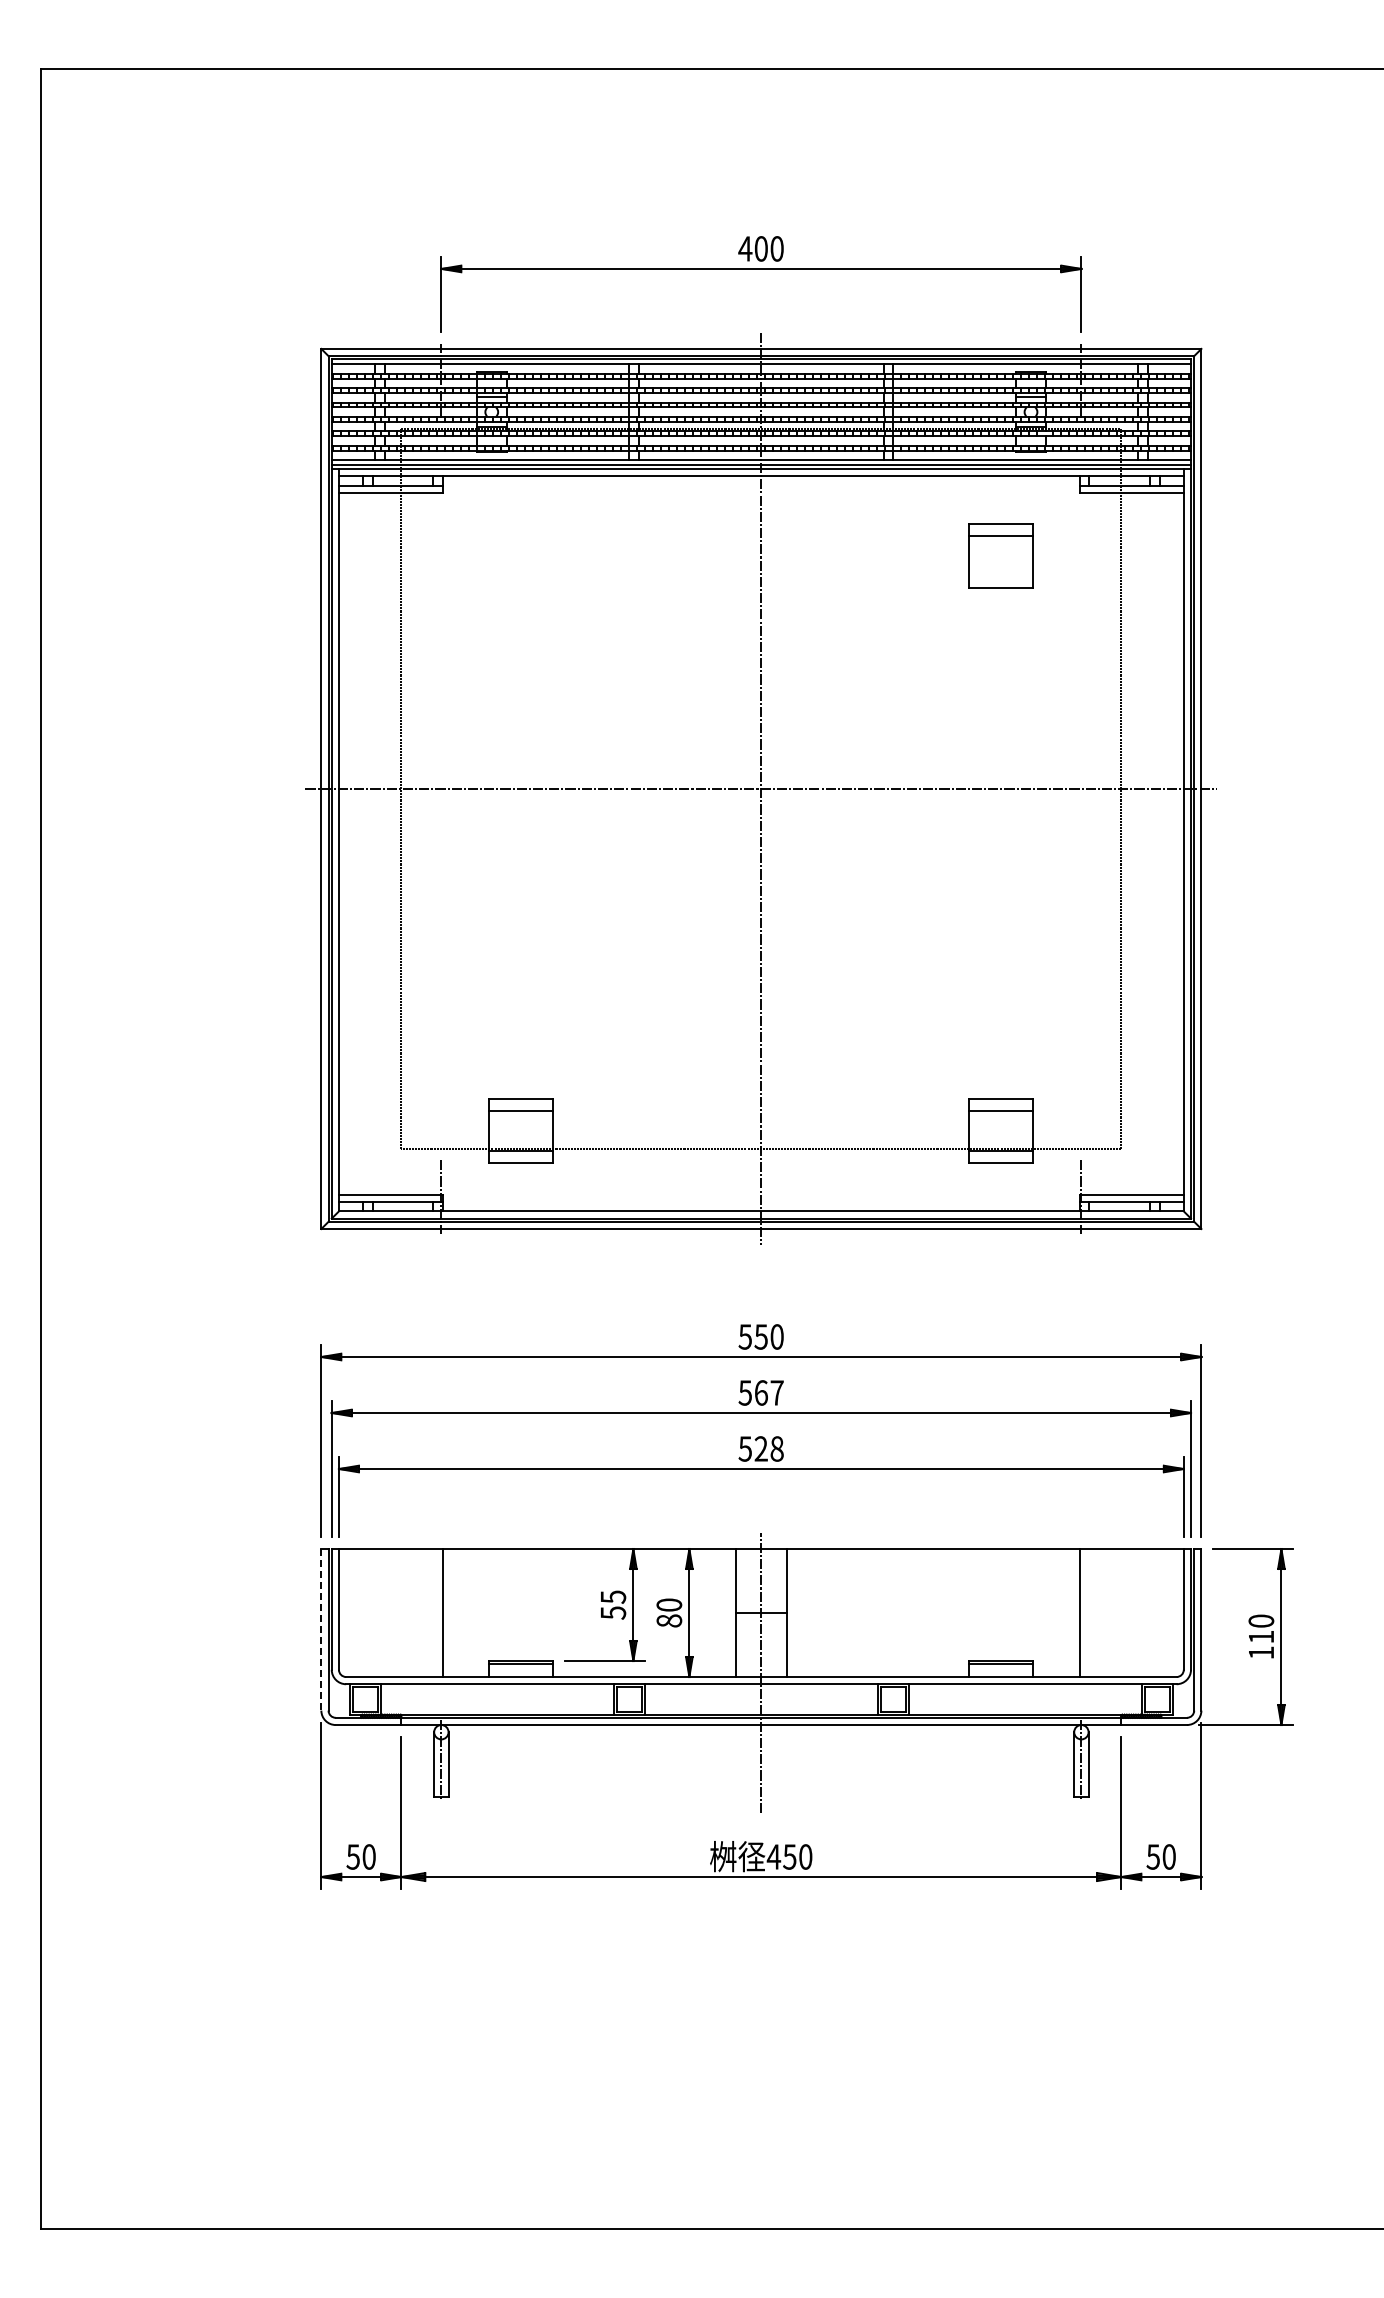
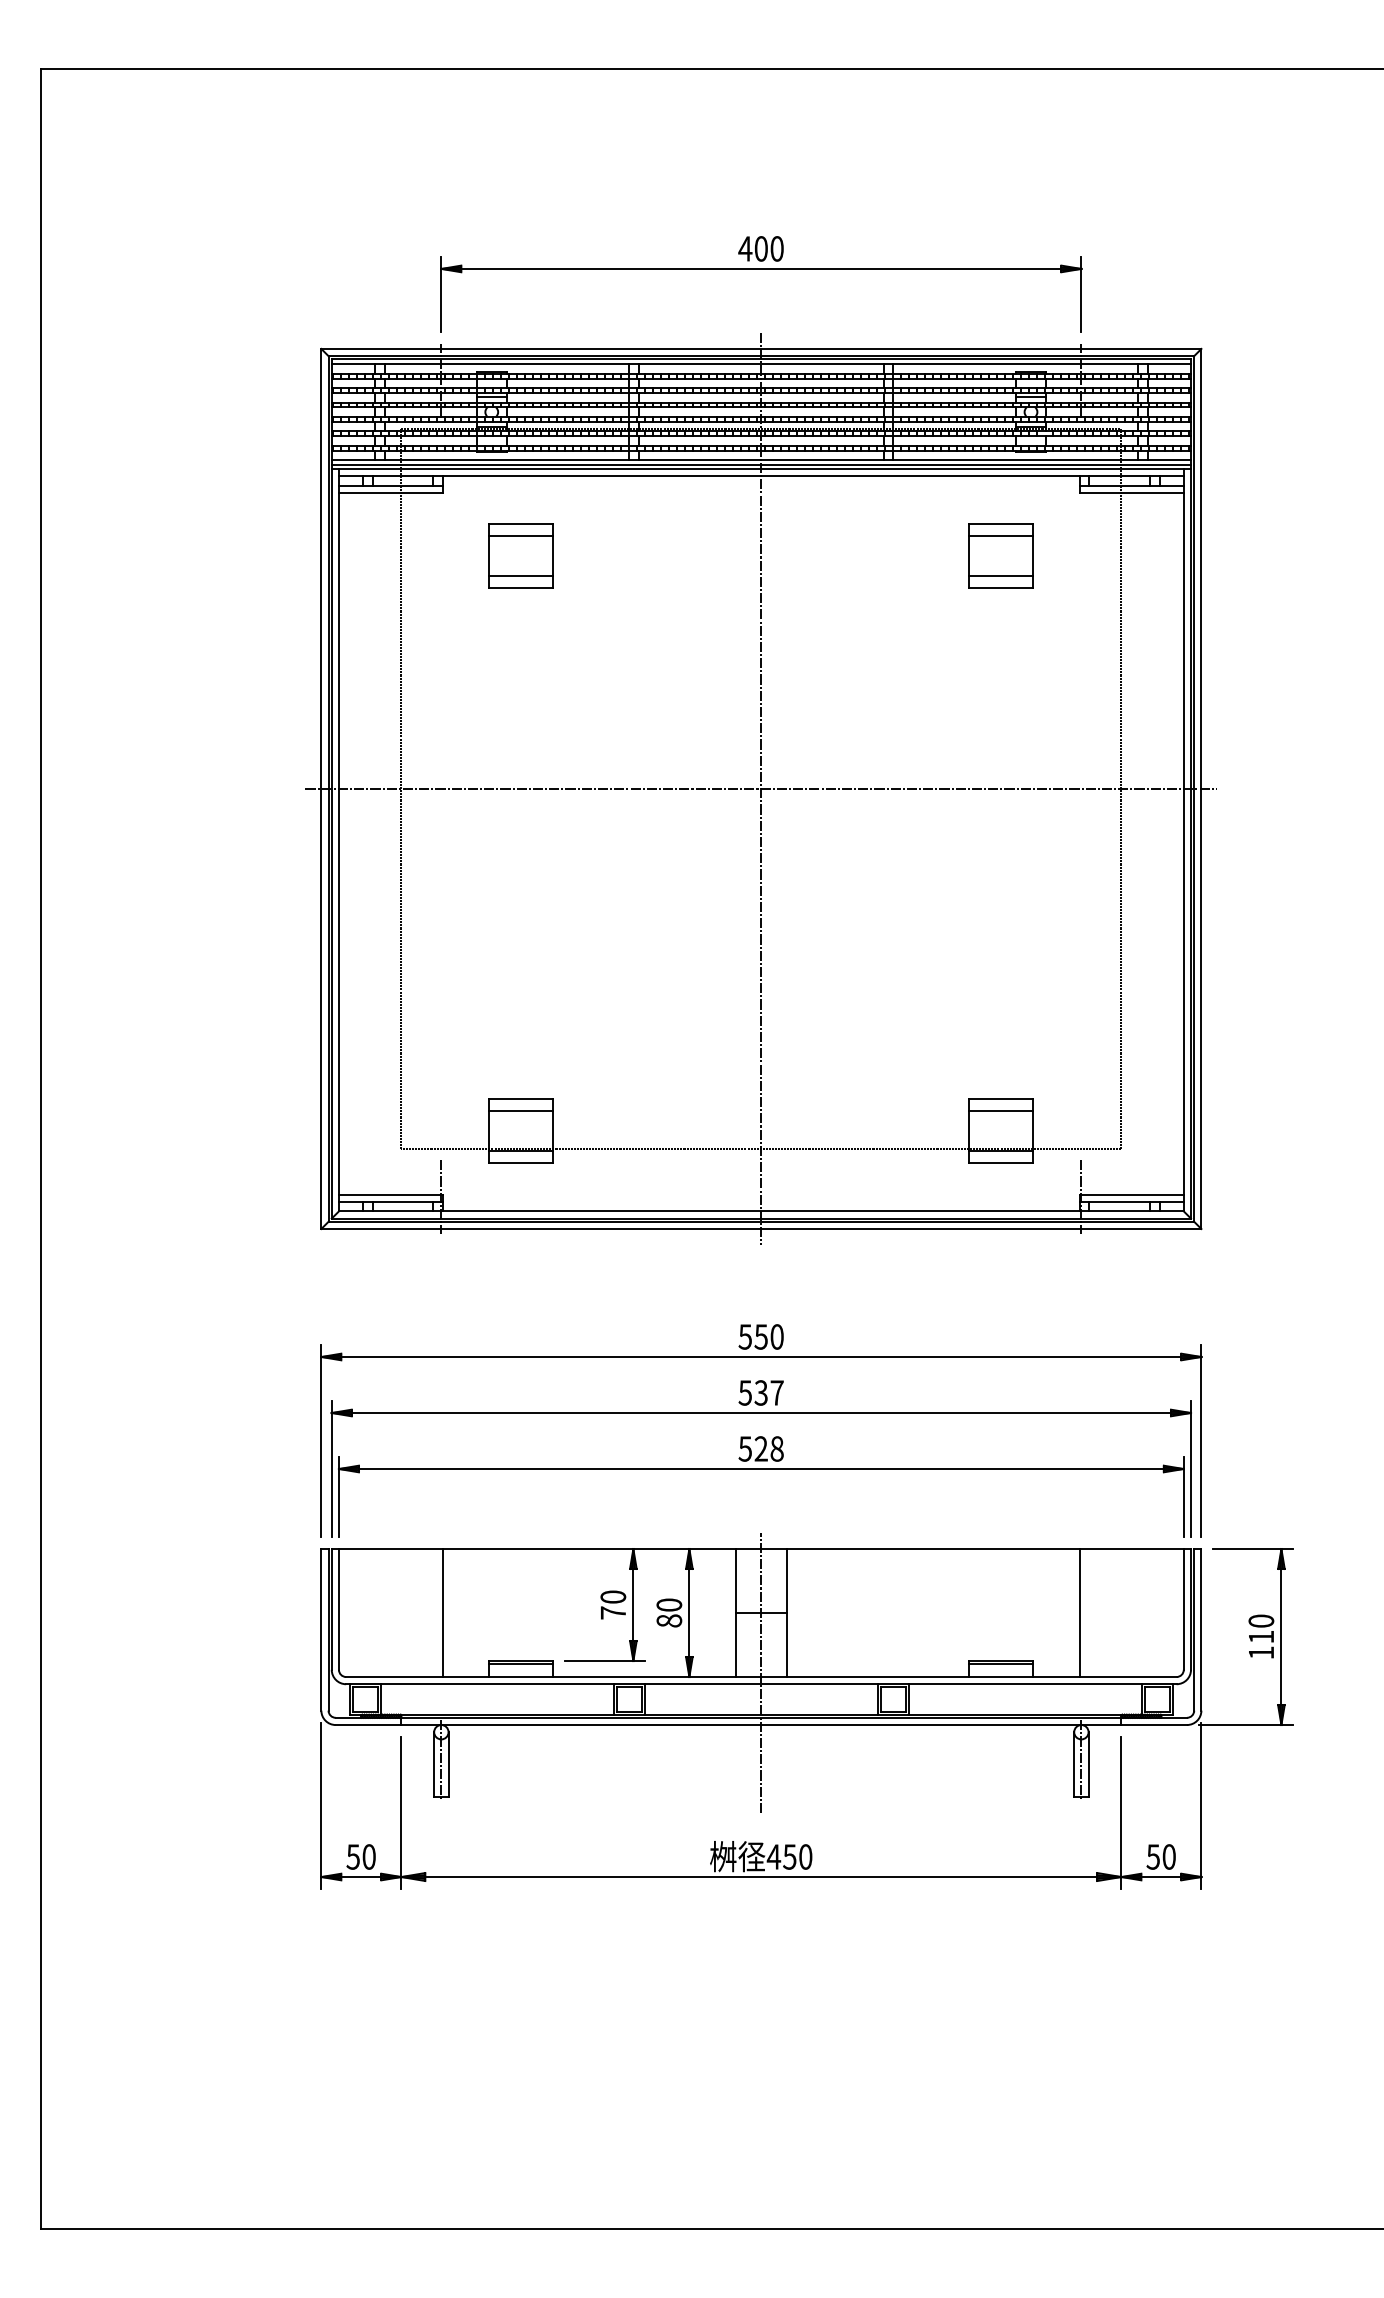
part: none -> present (520, 555)
line: none -> present (1001, 576)
text: 567 -> 537 (760, 1392)
text: 55 -> 70 (613, 1604)
line: dashed -> solid (321, 1629)
